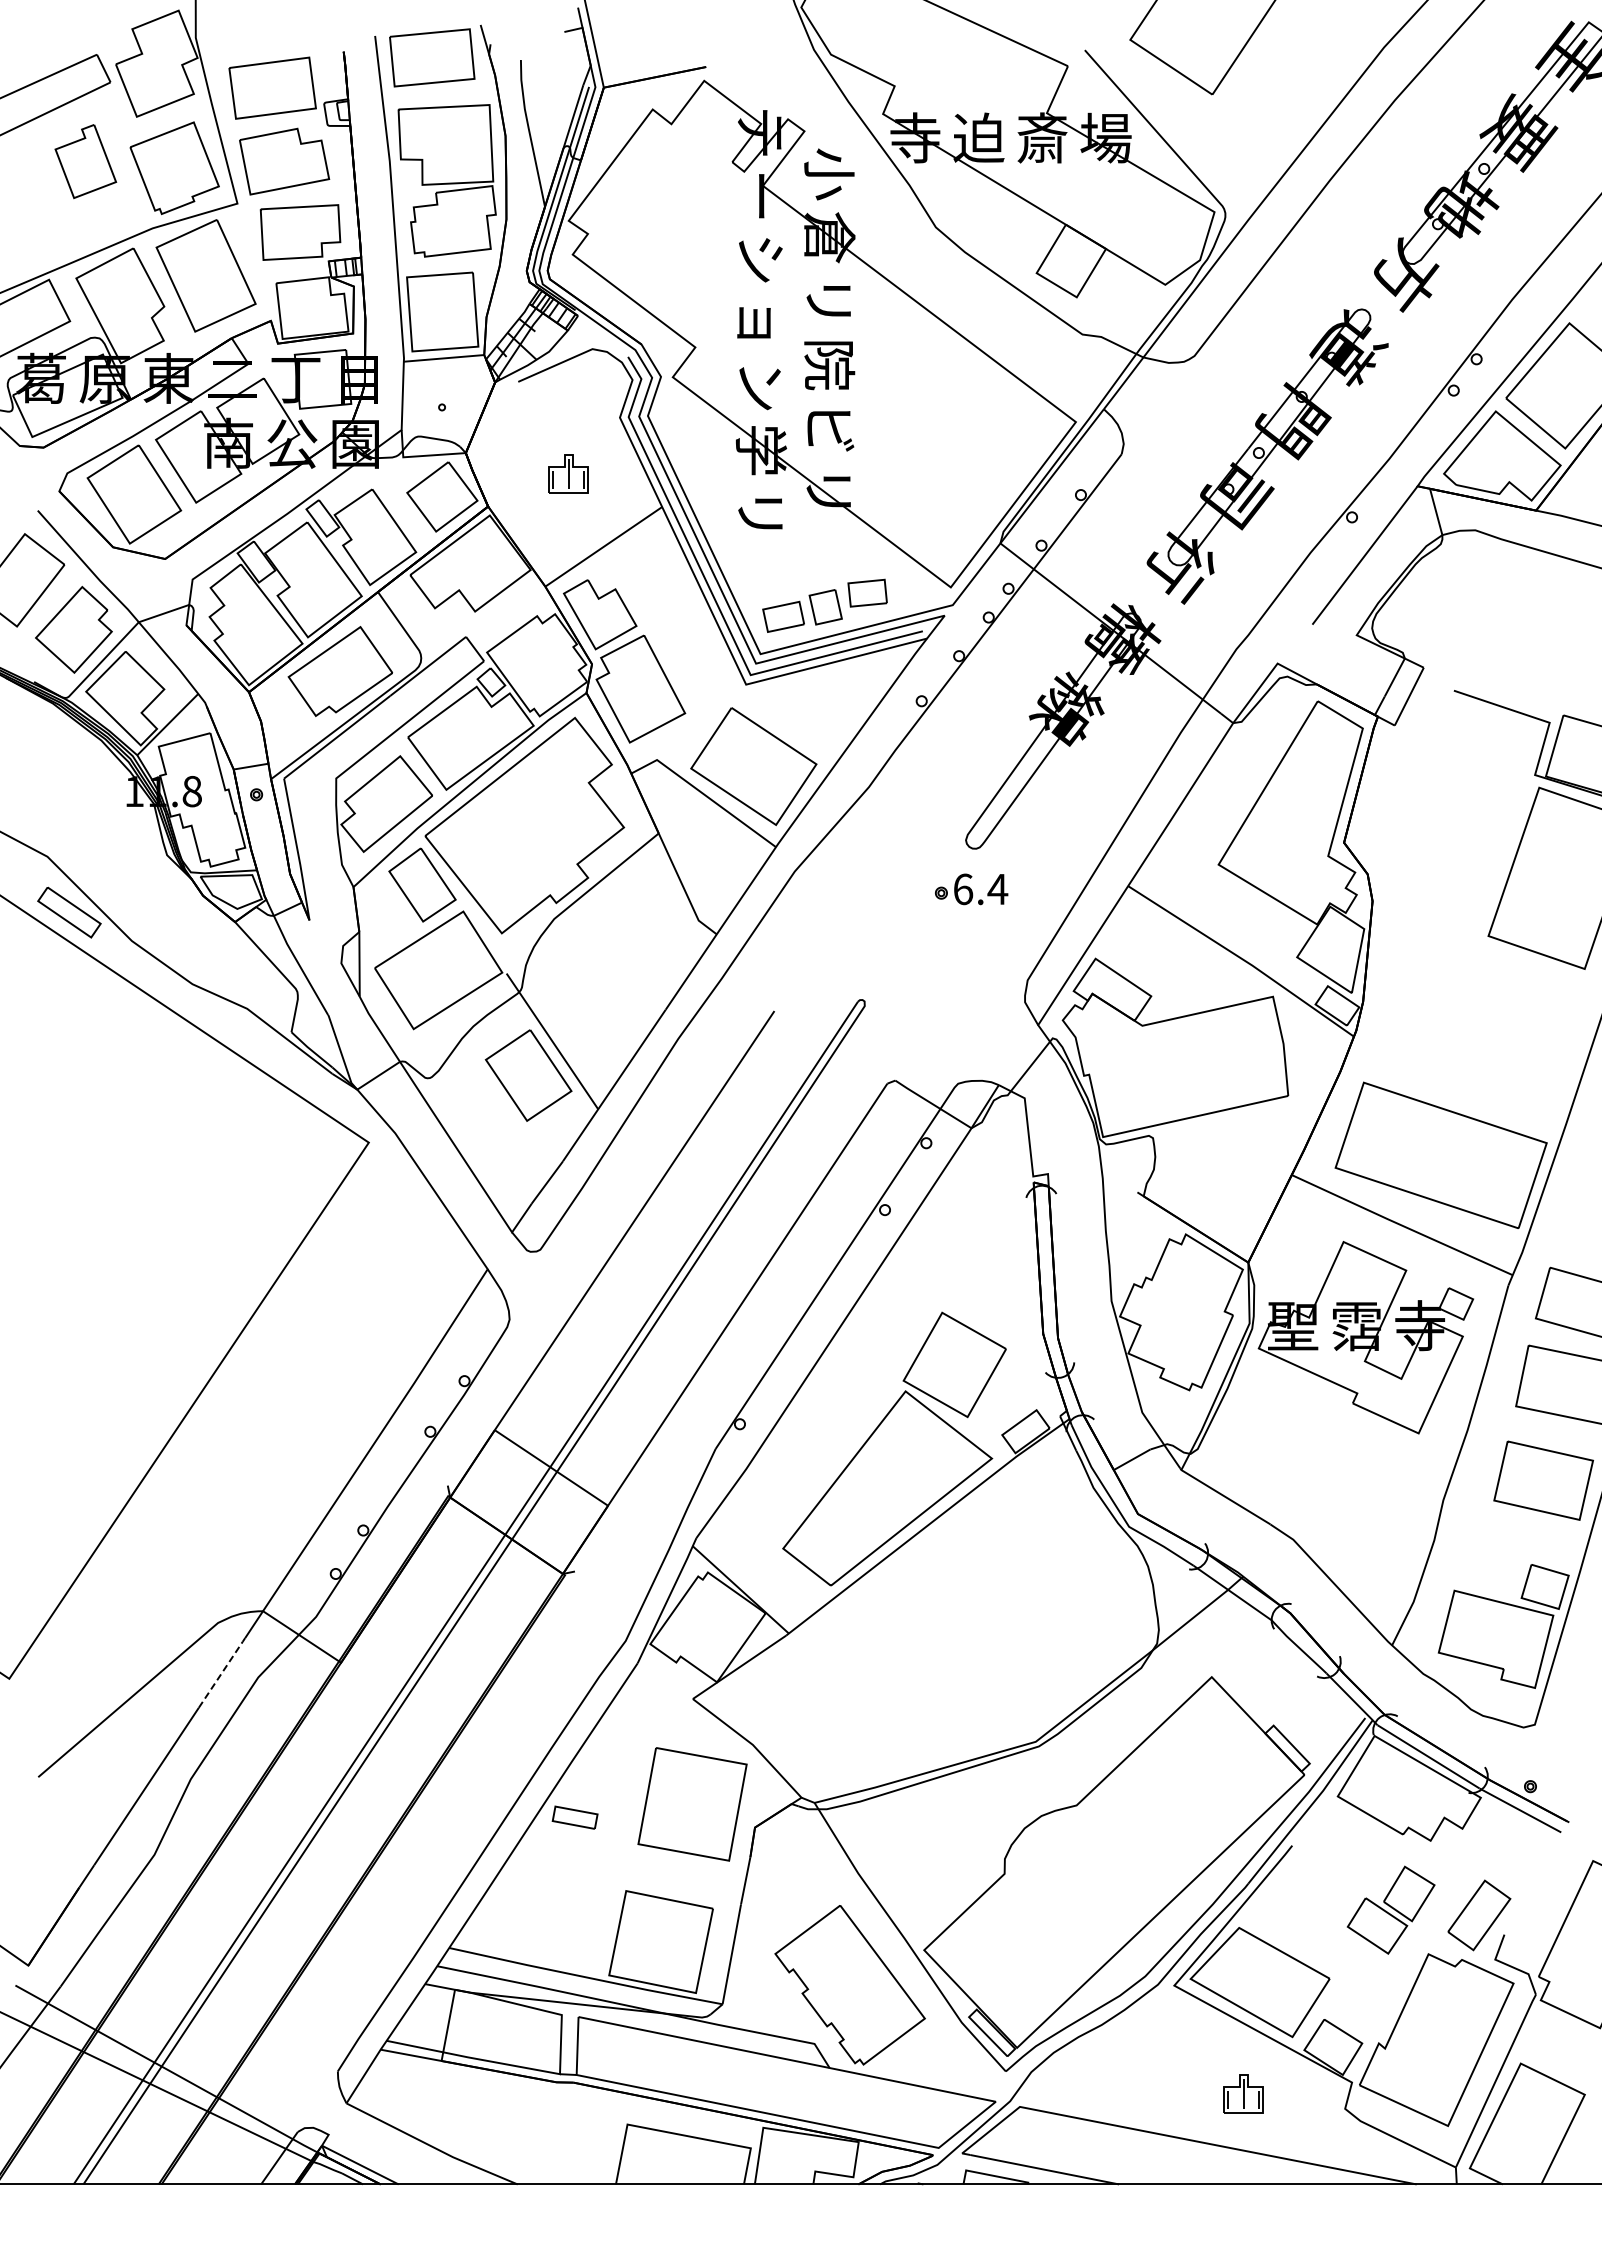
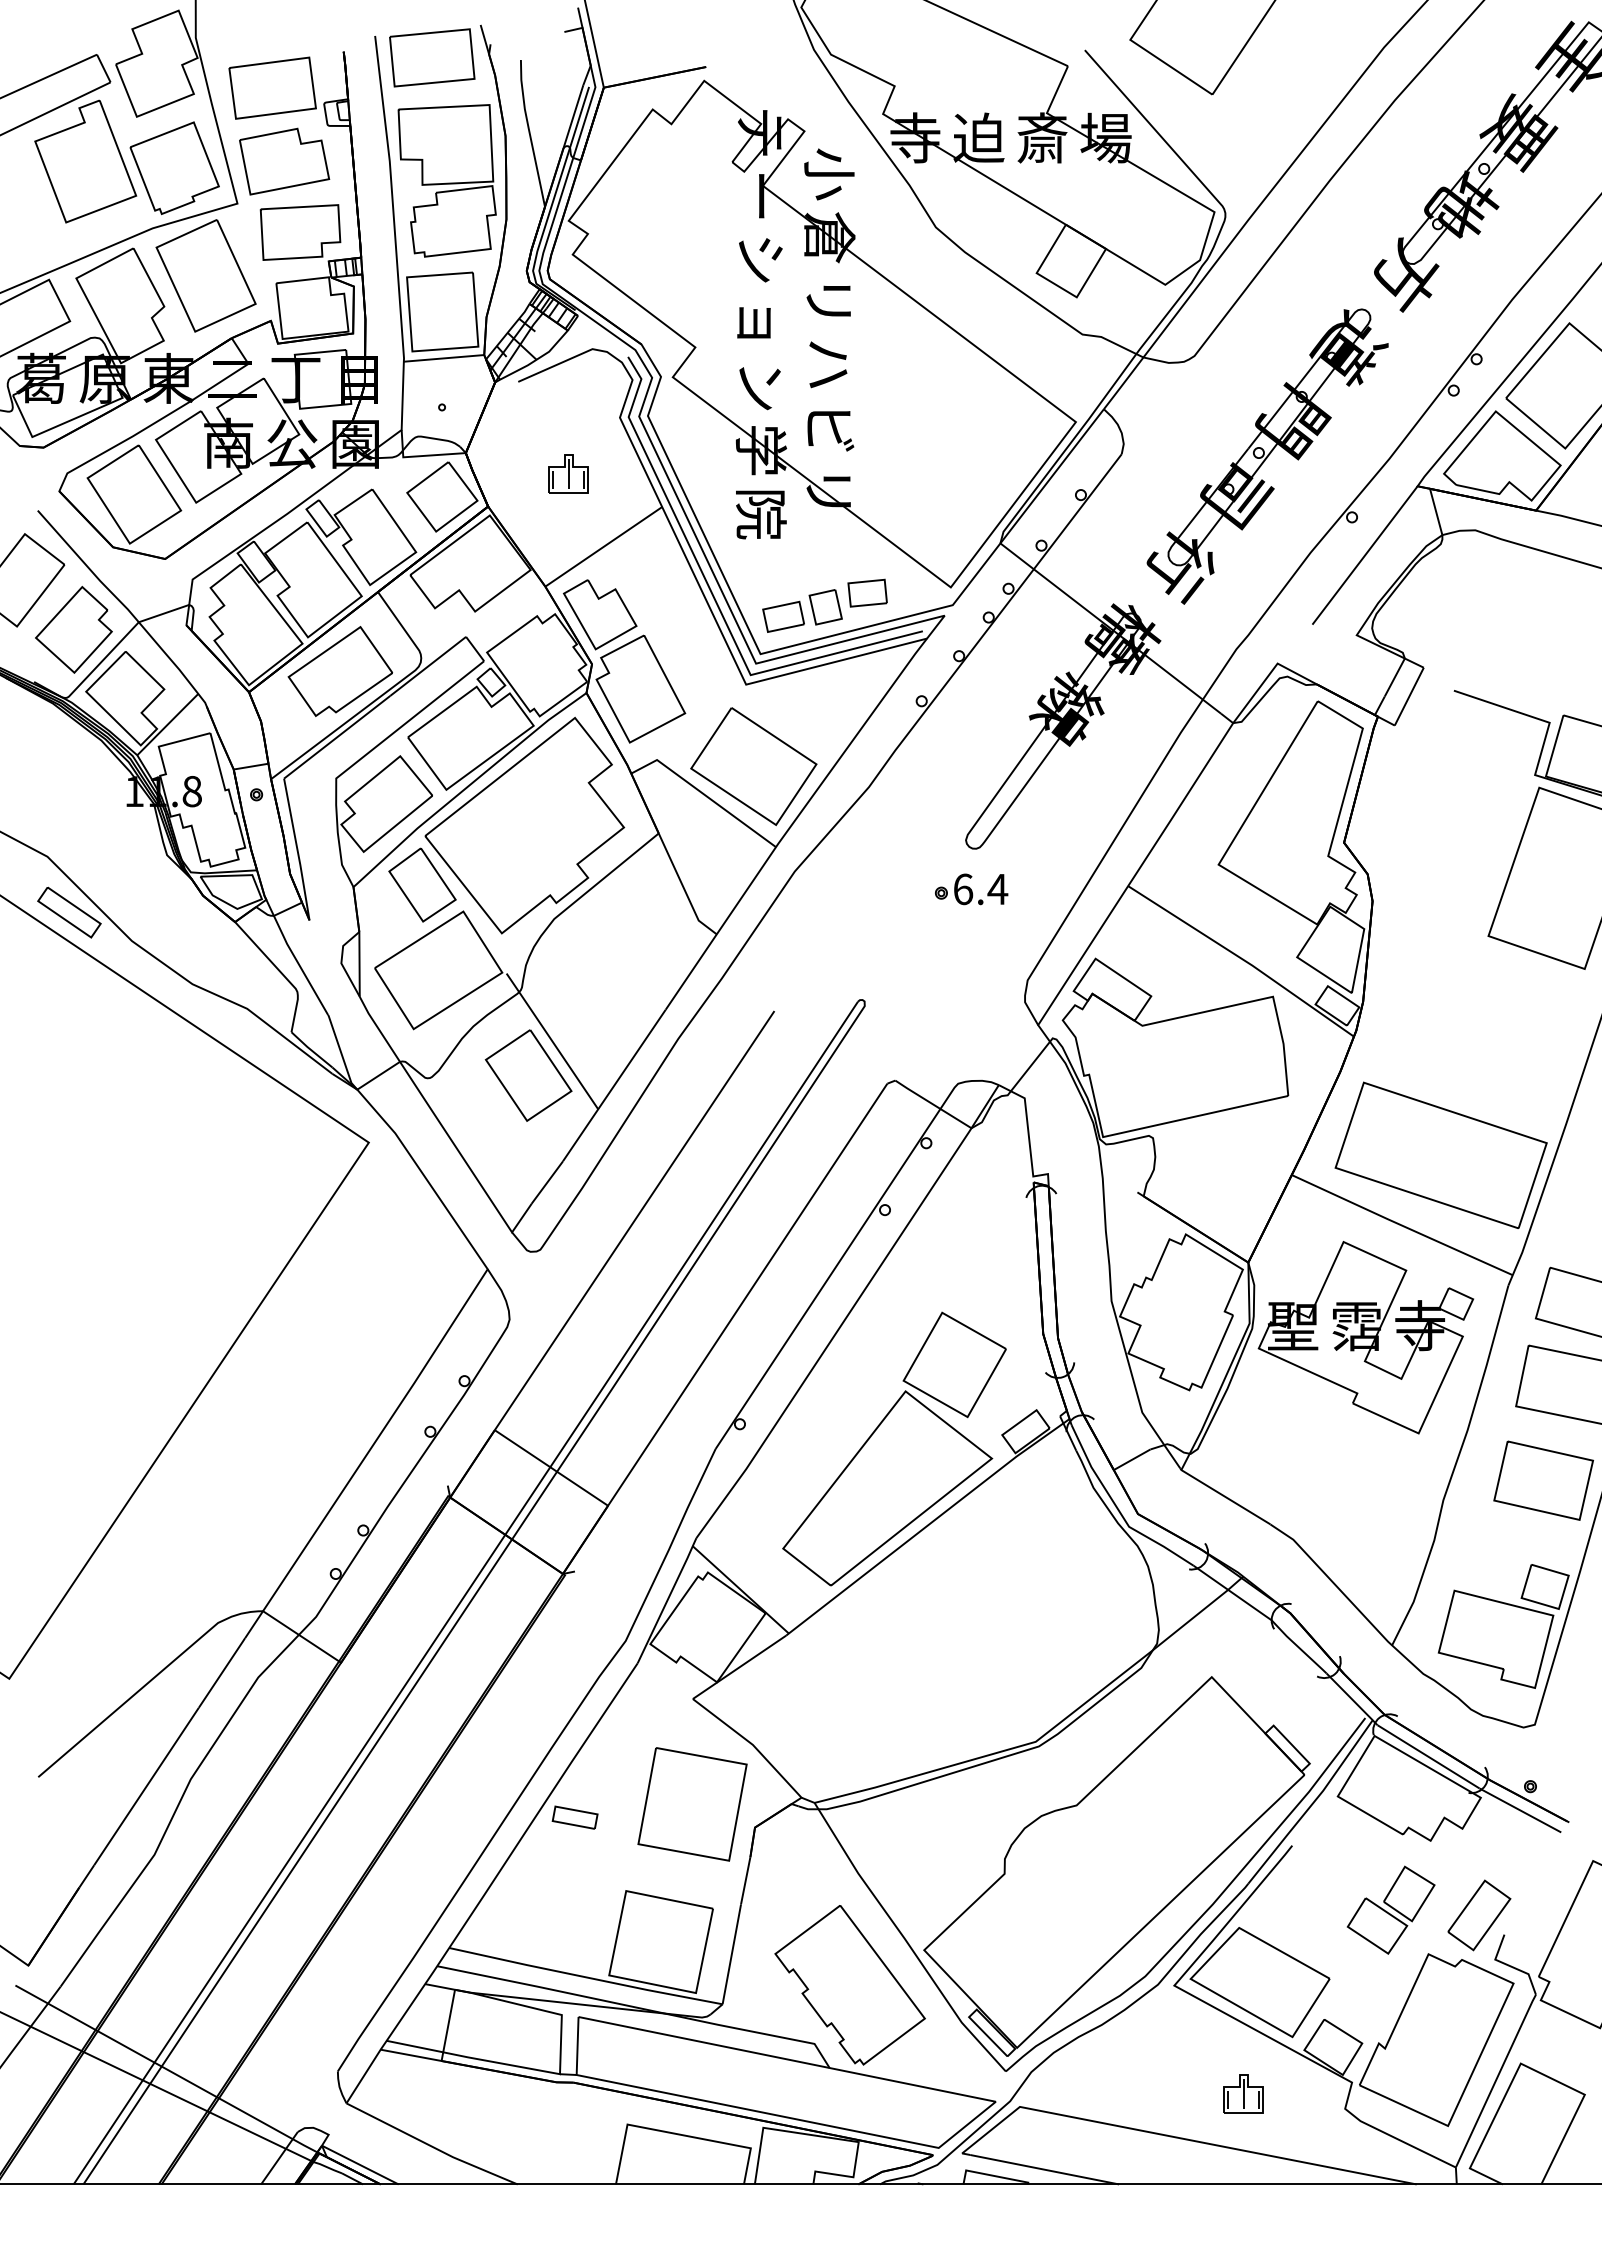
part size: 64x76 px -> 104x125 px (85, 161)
text: 院 -> ハ (829, 365)
text: リ -> 院 (761, 514)
line: dashed -> solid (222, 1672)
